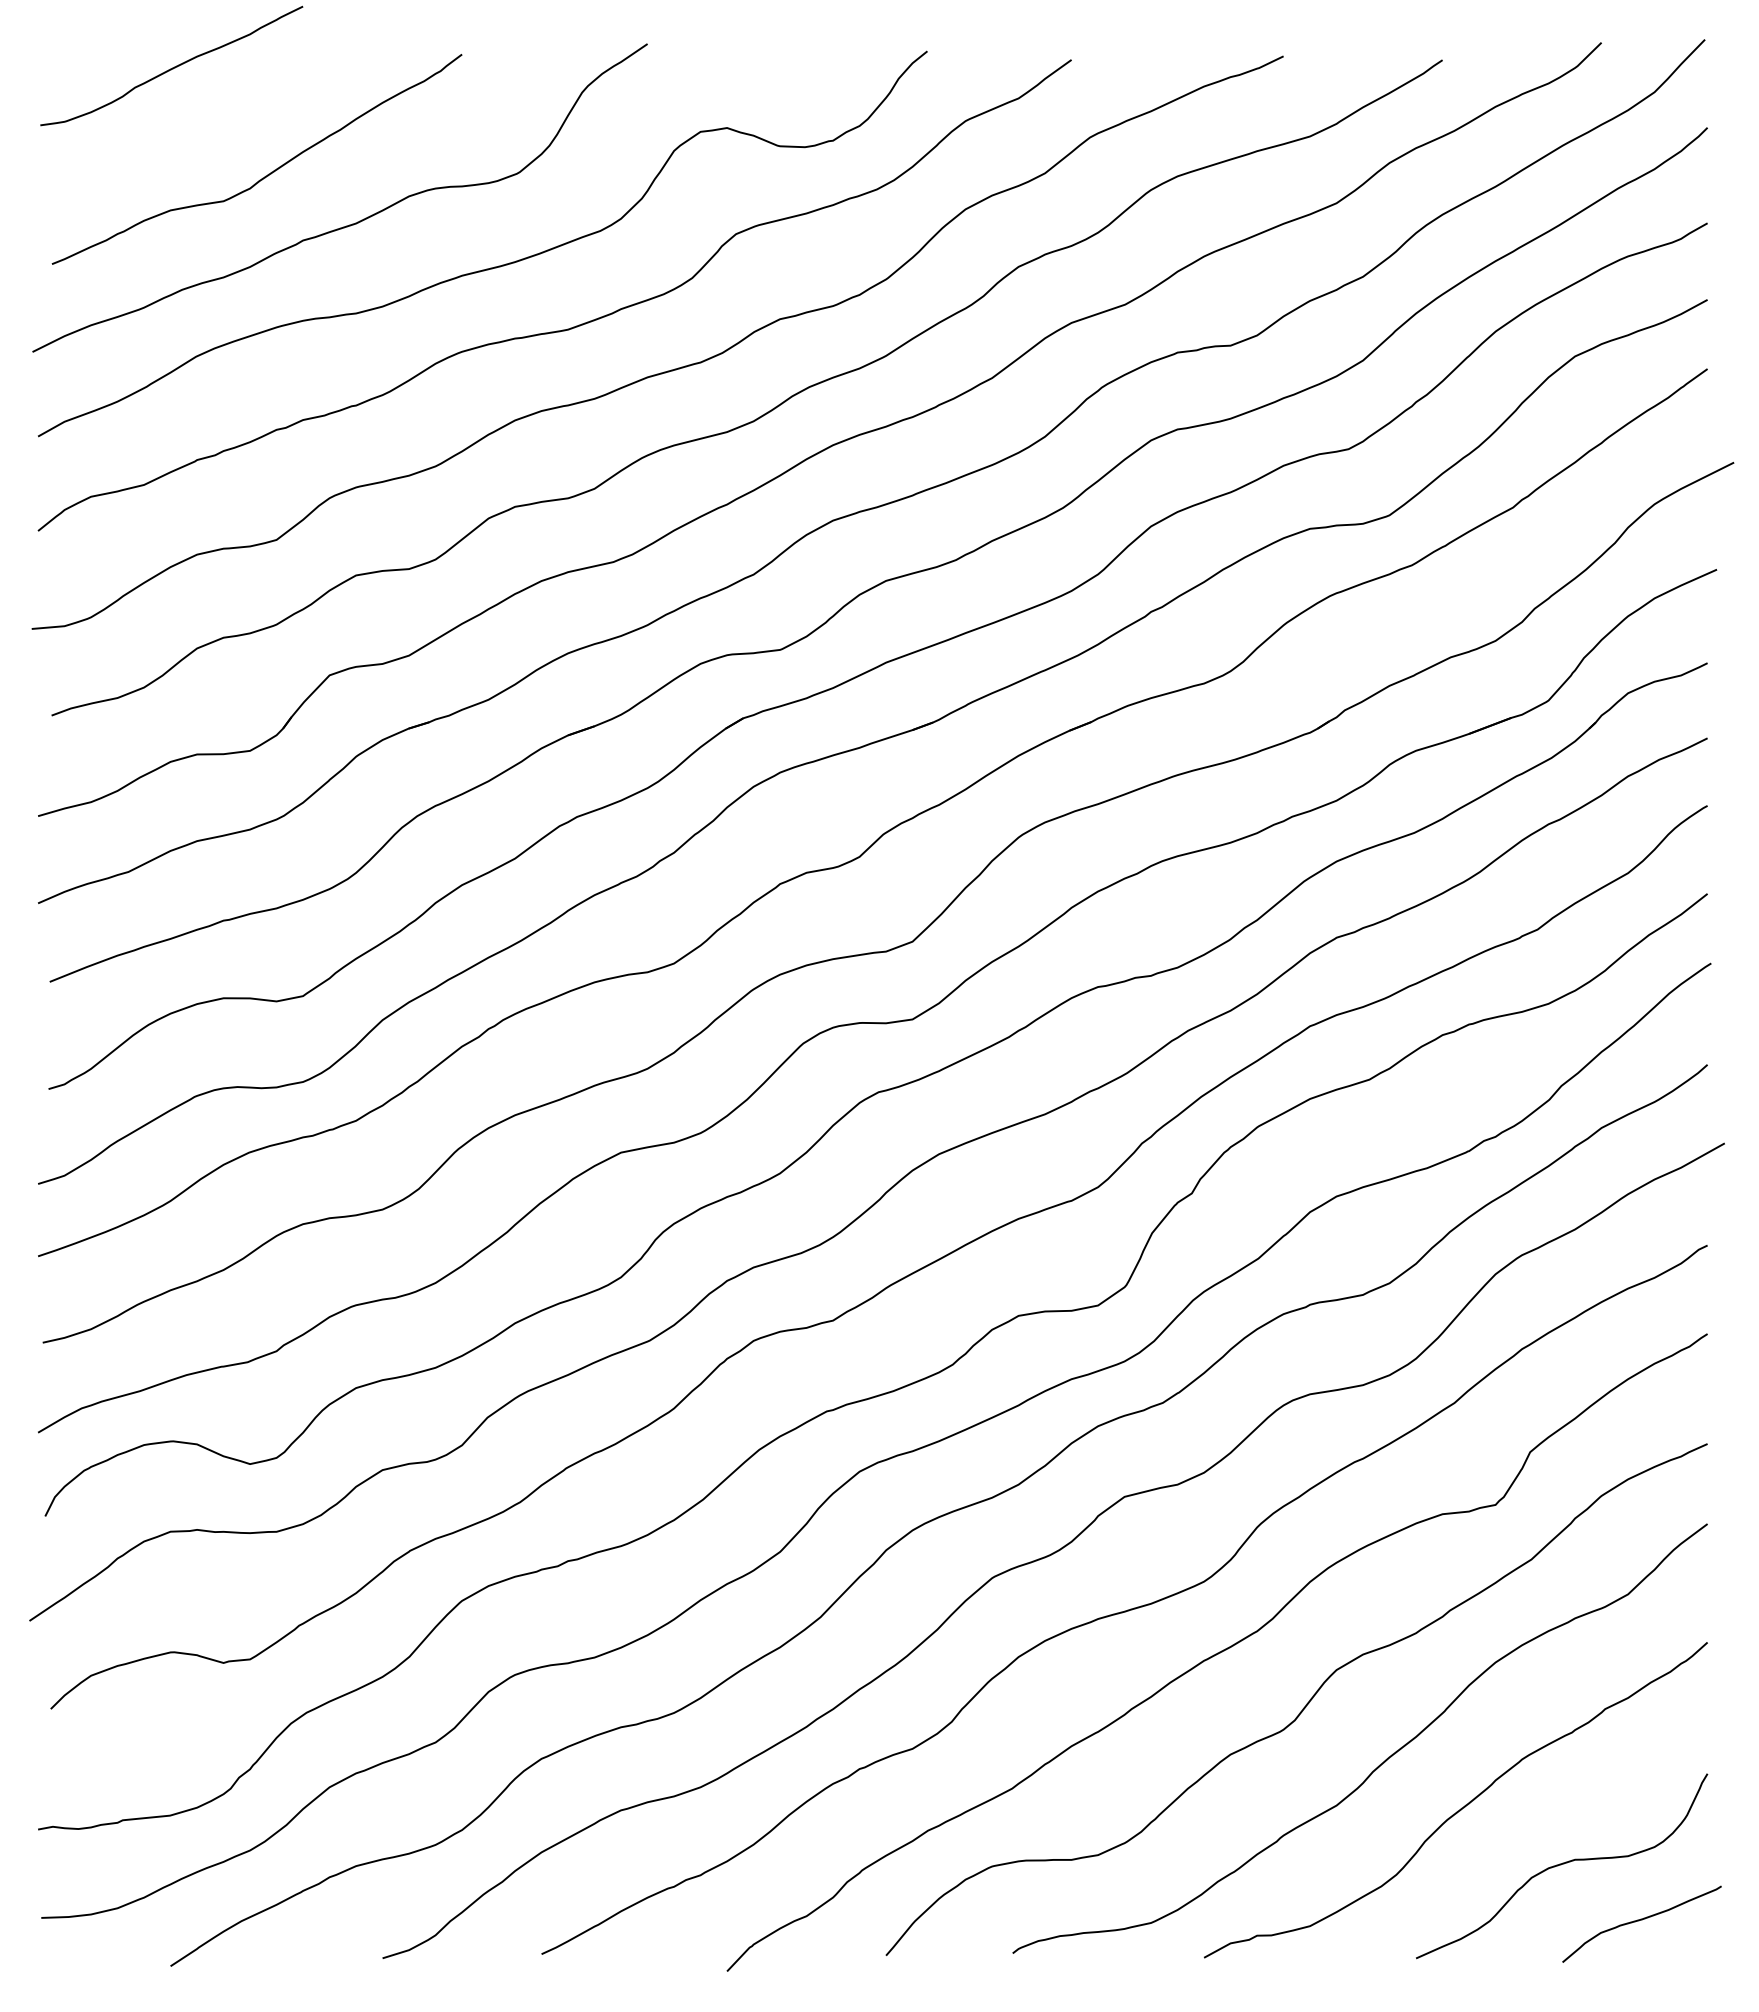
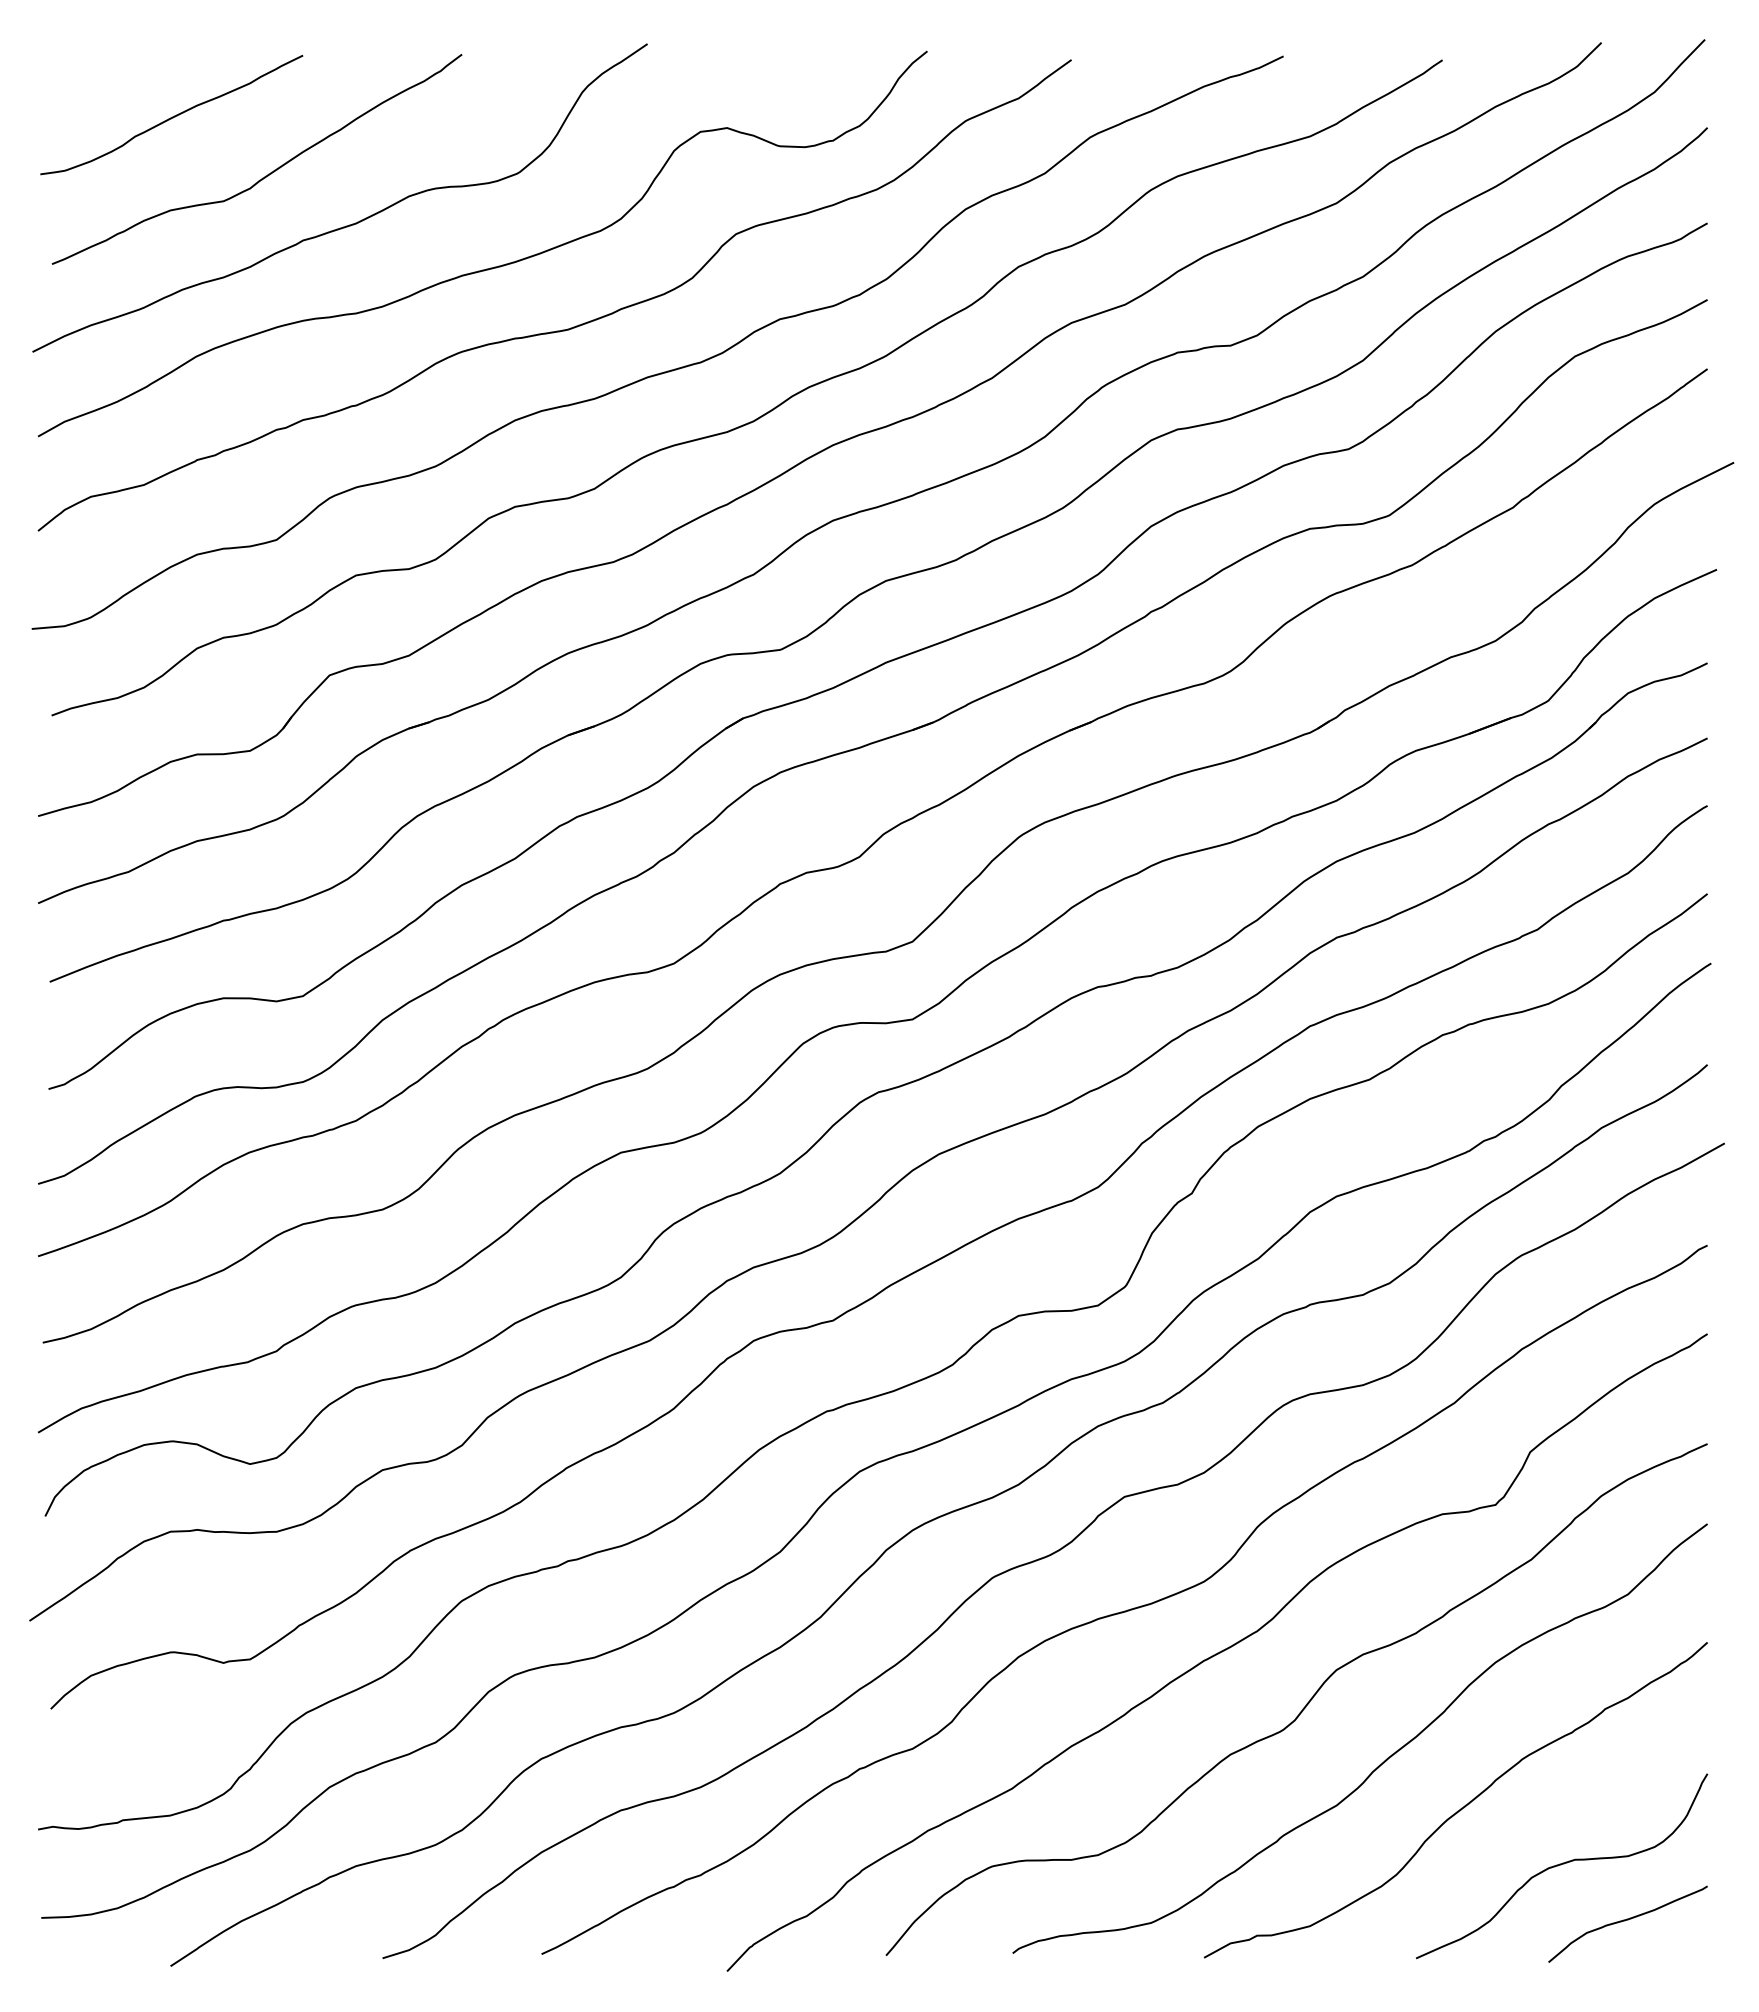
curve position: (172, 67) -> (172, 116) (172, 116)
curve position: (1639, 1921) -> (1625, 1921) (1625, 1921)
